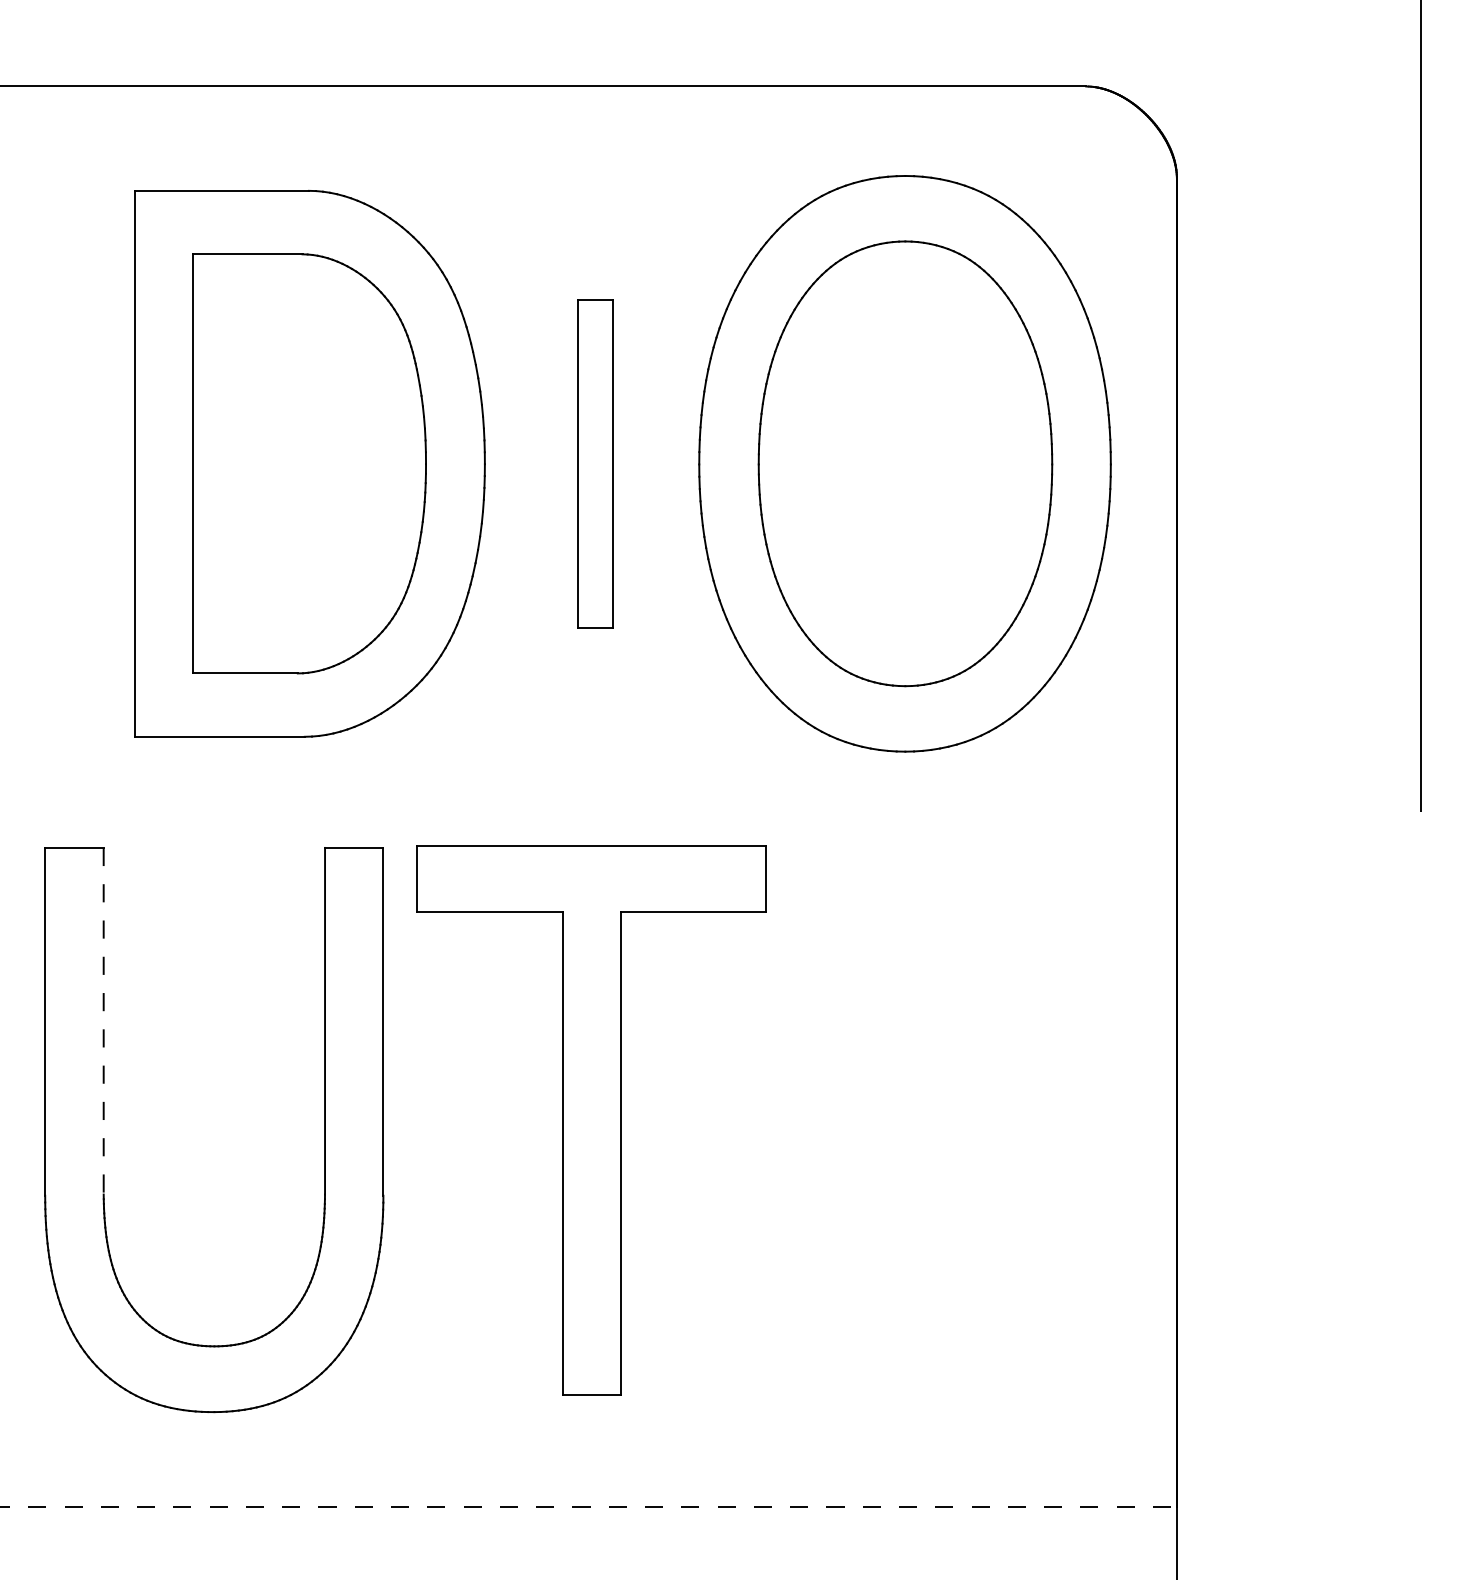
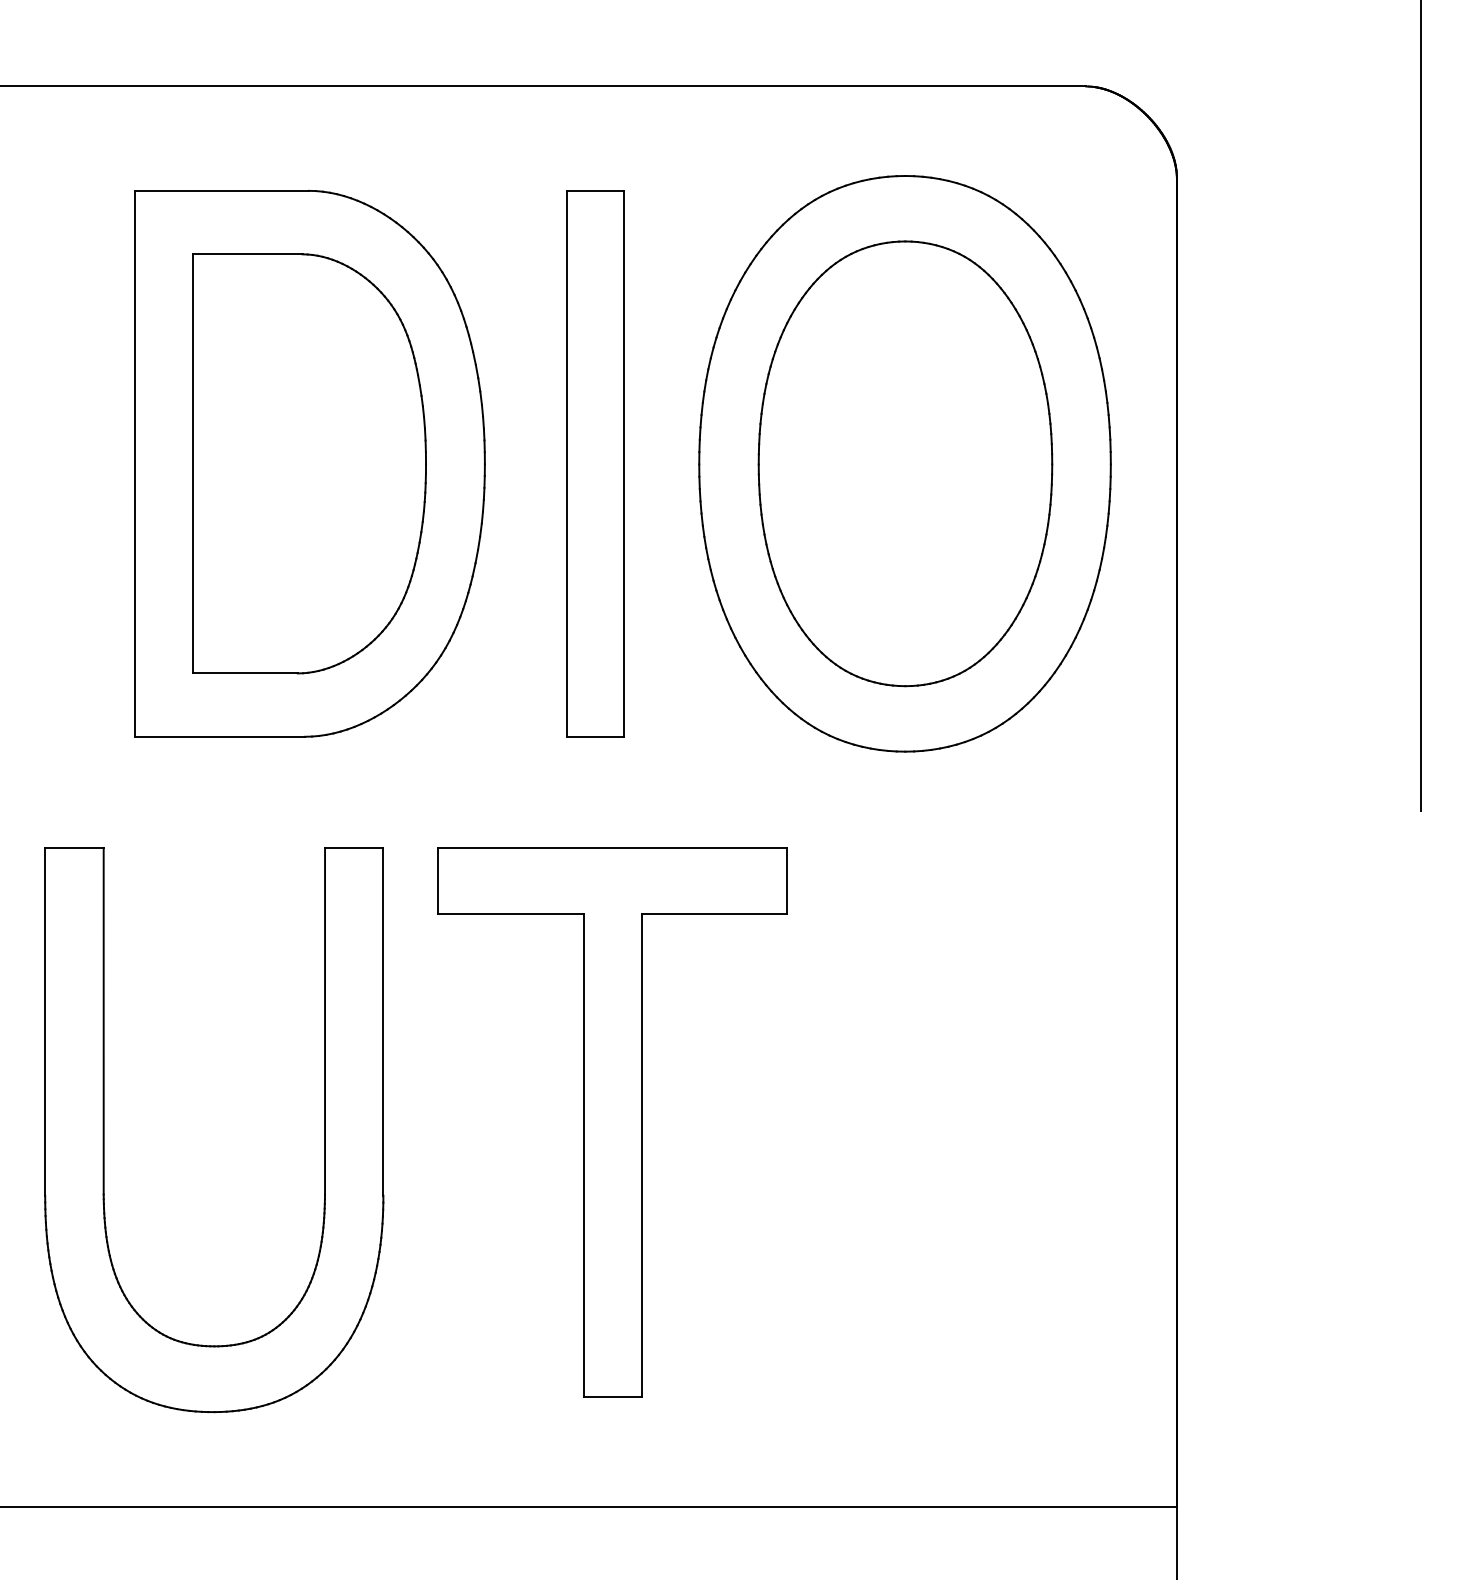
part size: 37x330 px -> 59x548 px (595, 463)
line: dashed -> solid (103, 1021)
part position: (591, 1120) -> (612, 1122) (612, 1122)
line: dashed -> solid (589, 1507)
